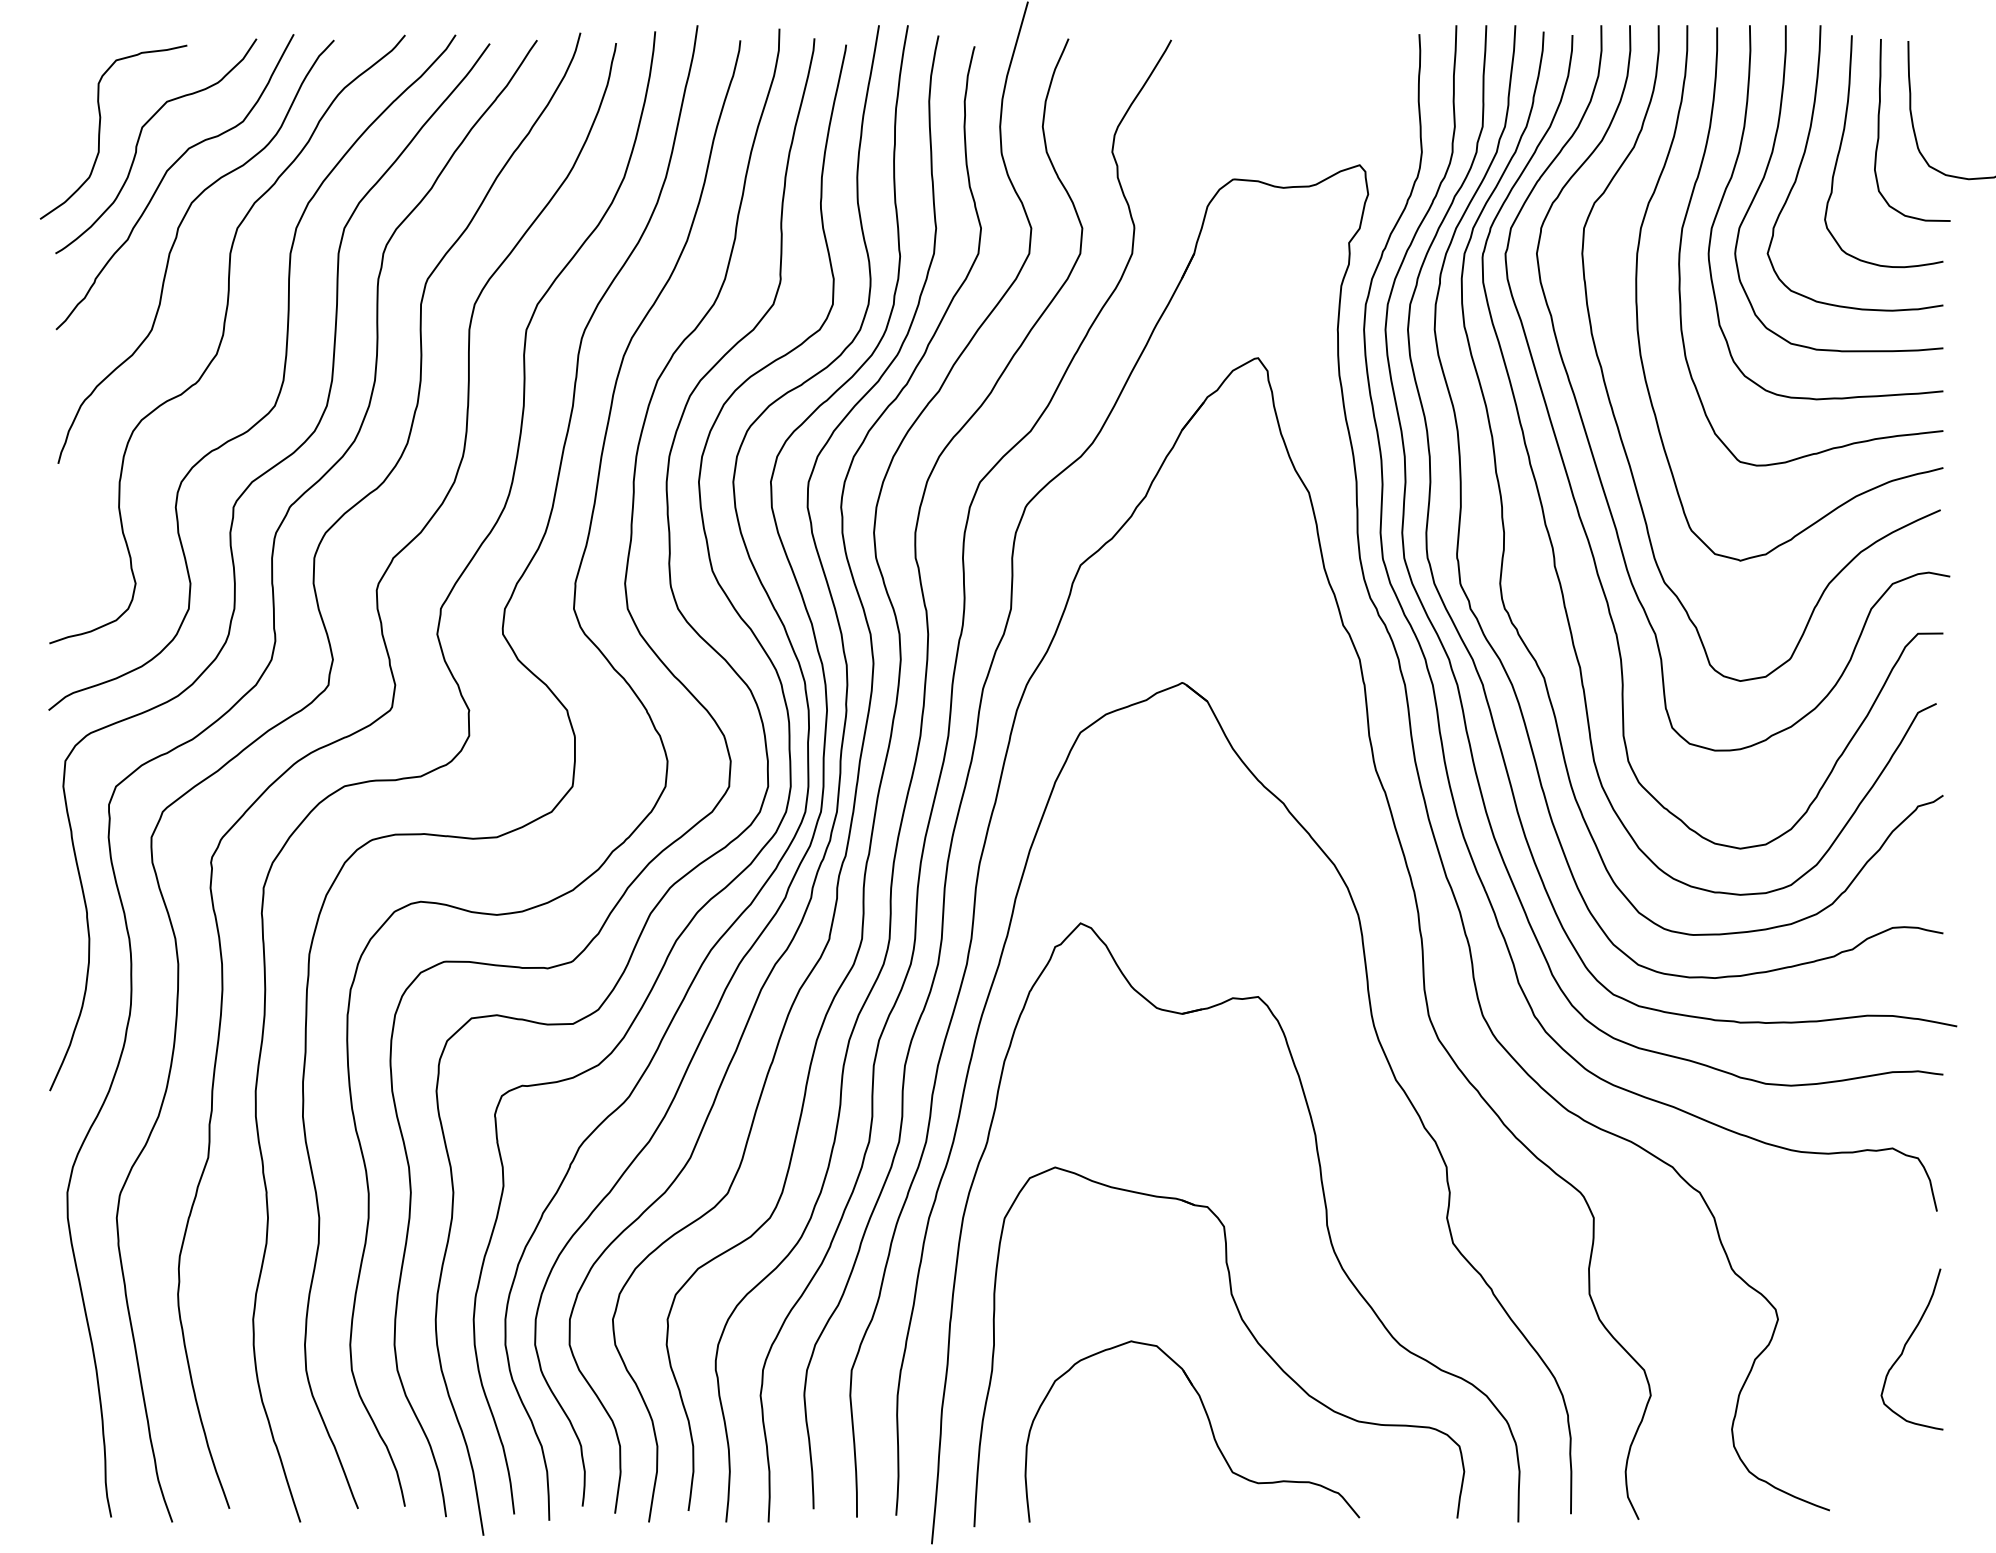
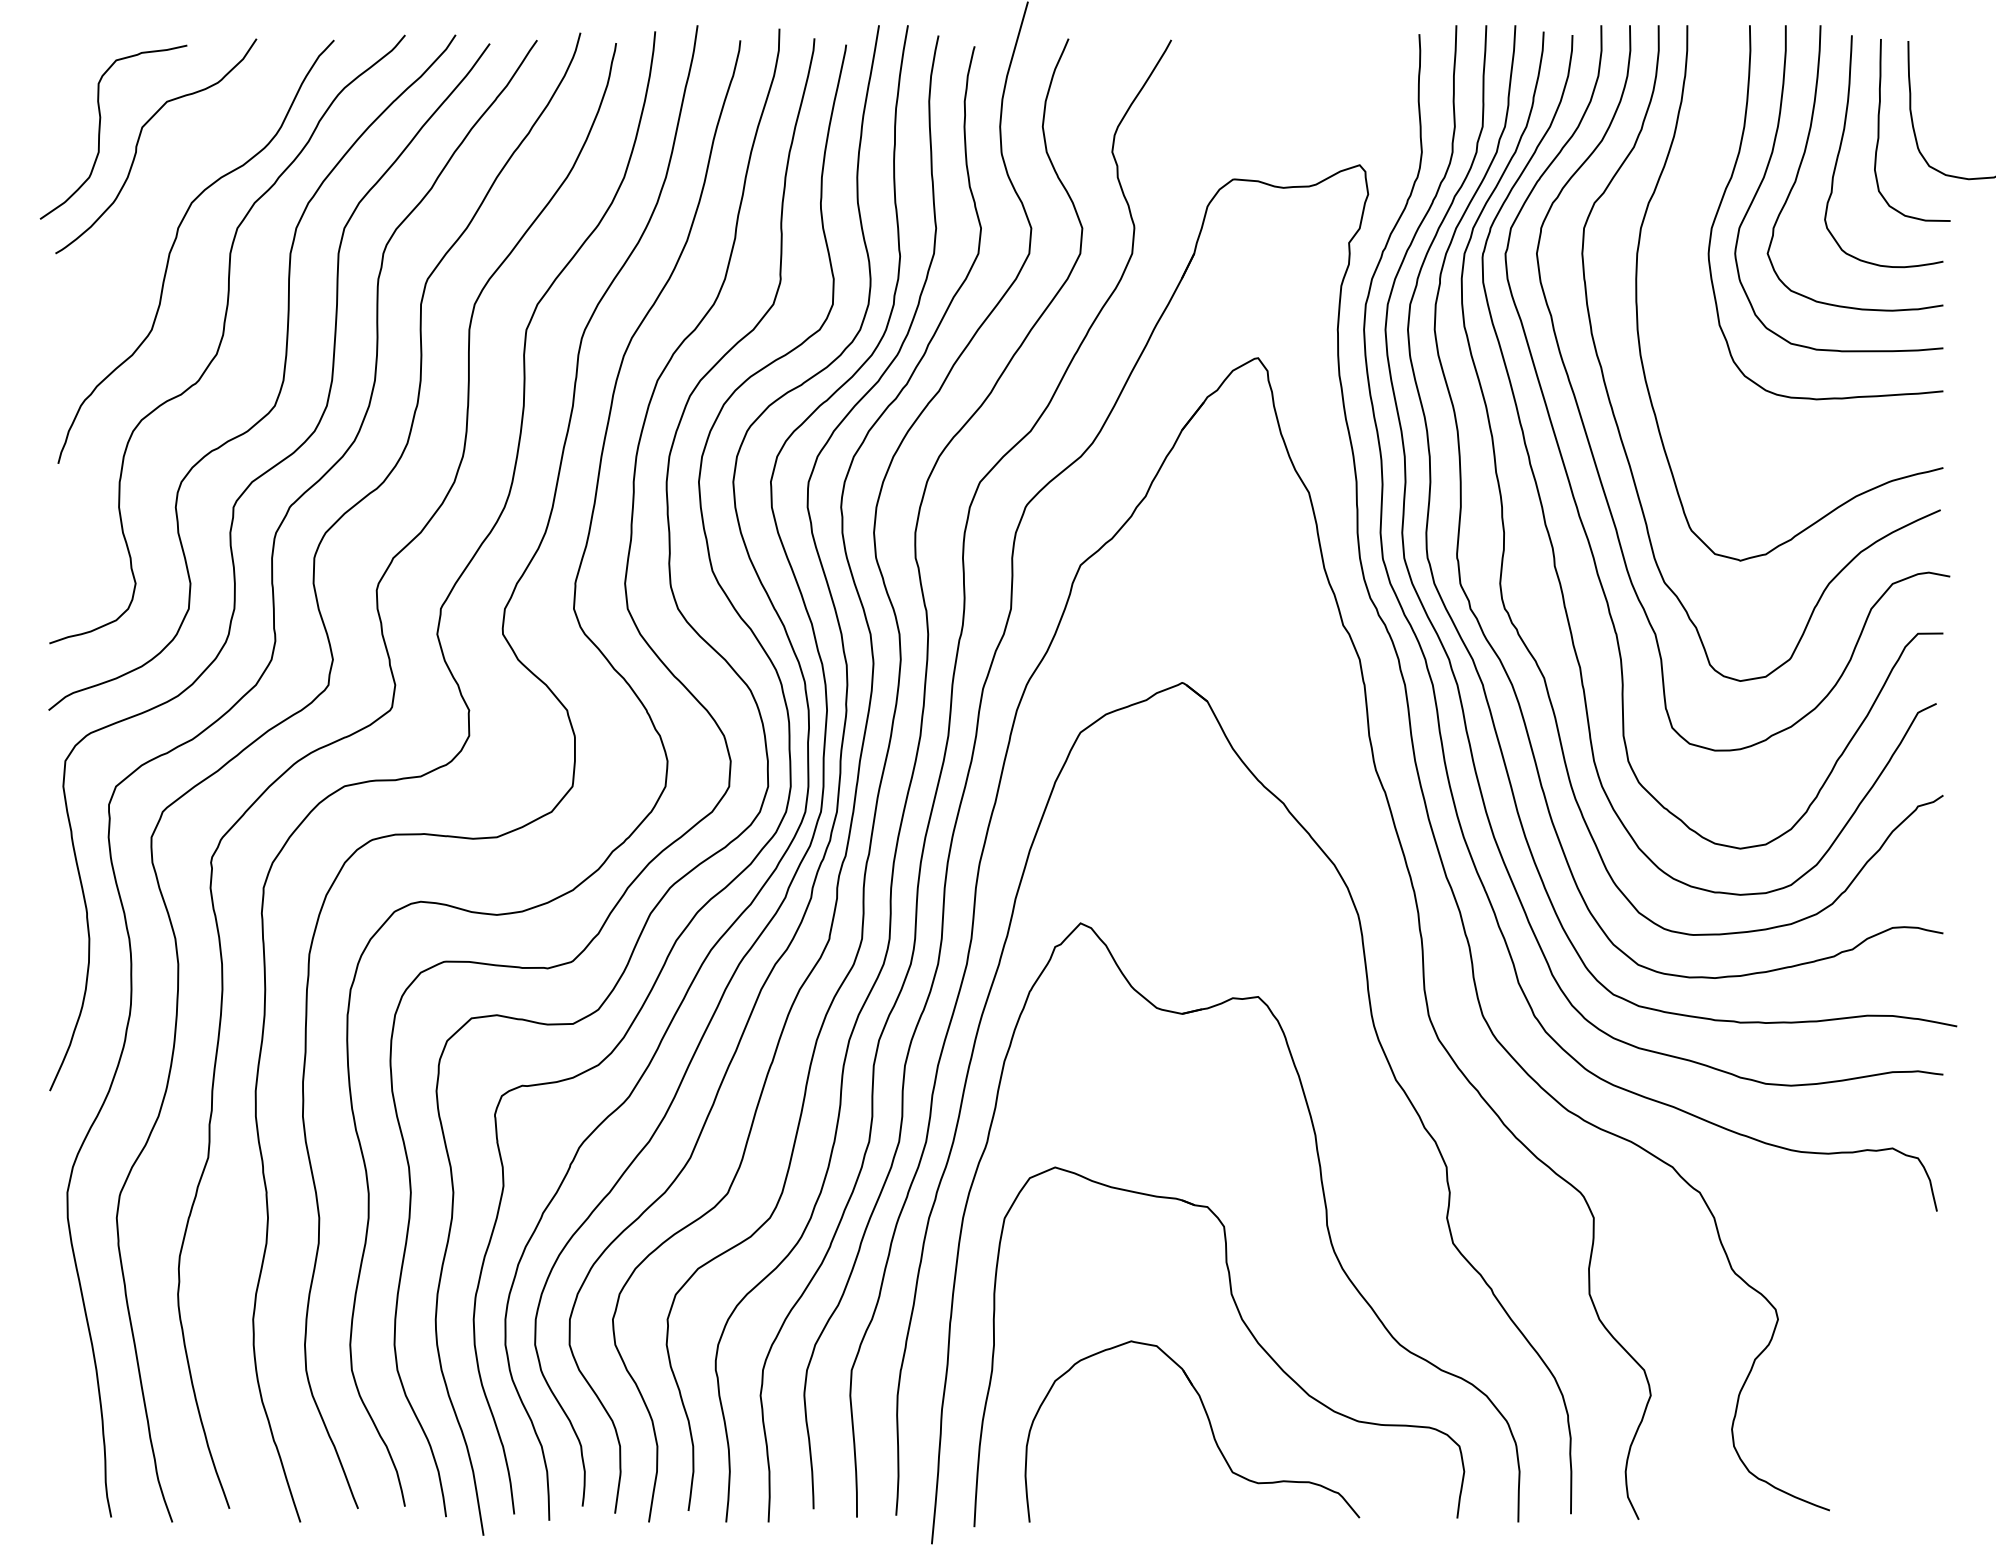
curve: present -> none (165, 176)
curve: present -> none (1688, 211)
curve: present -> none (1905, 1347)
